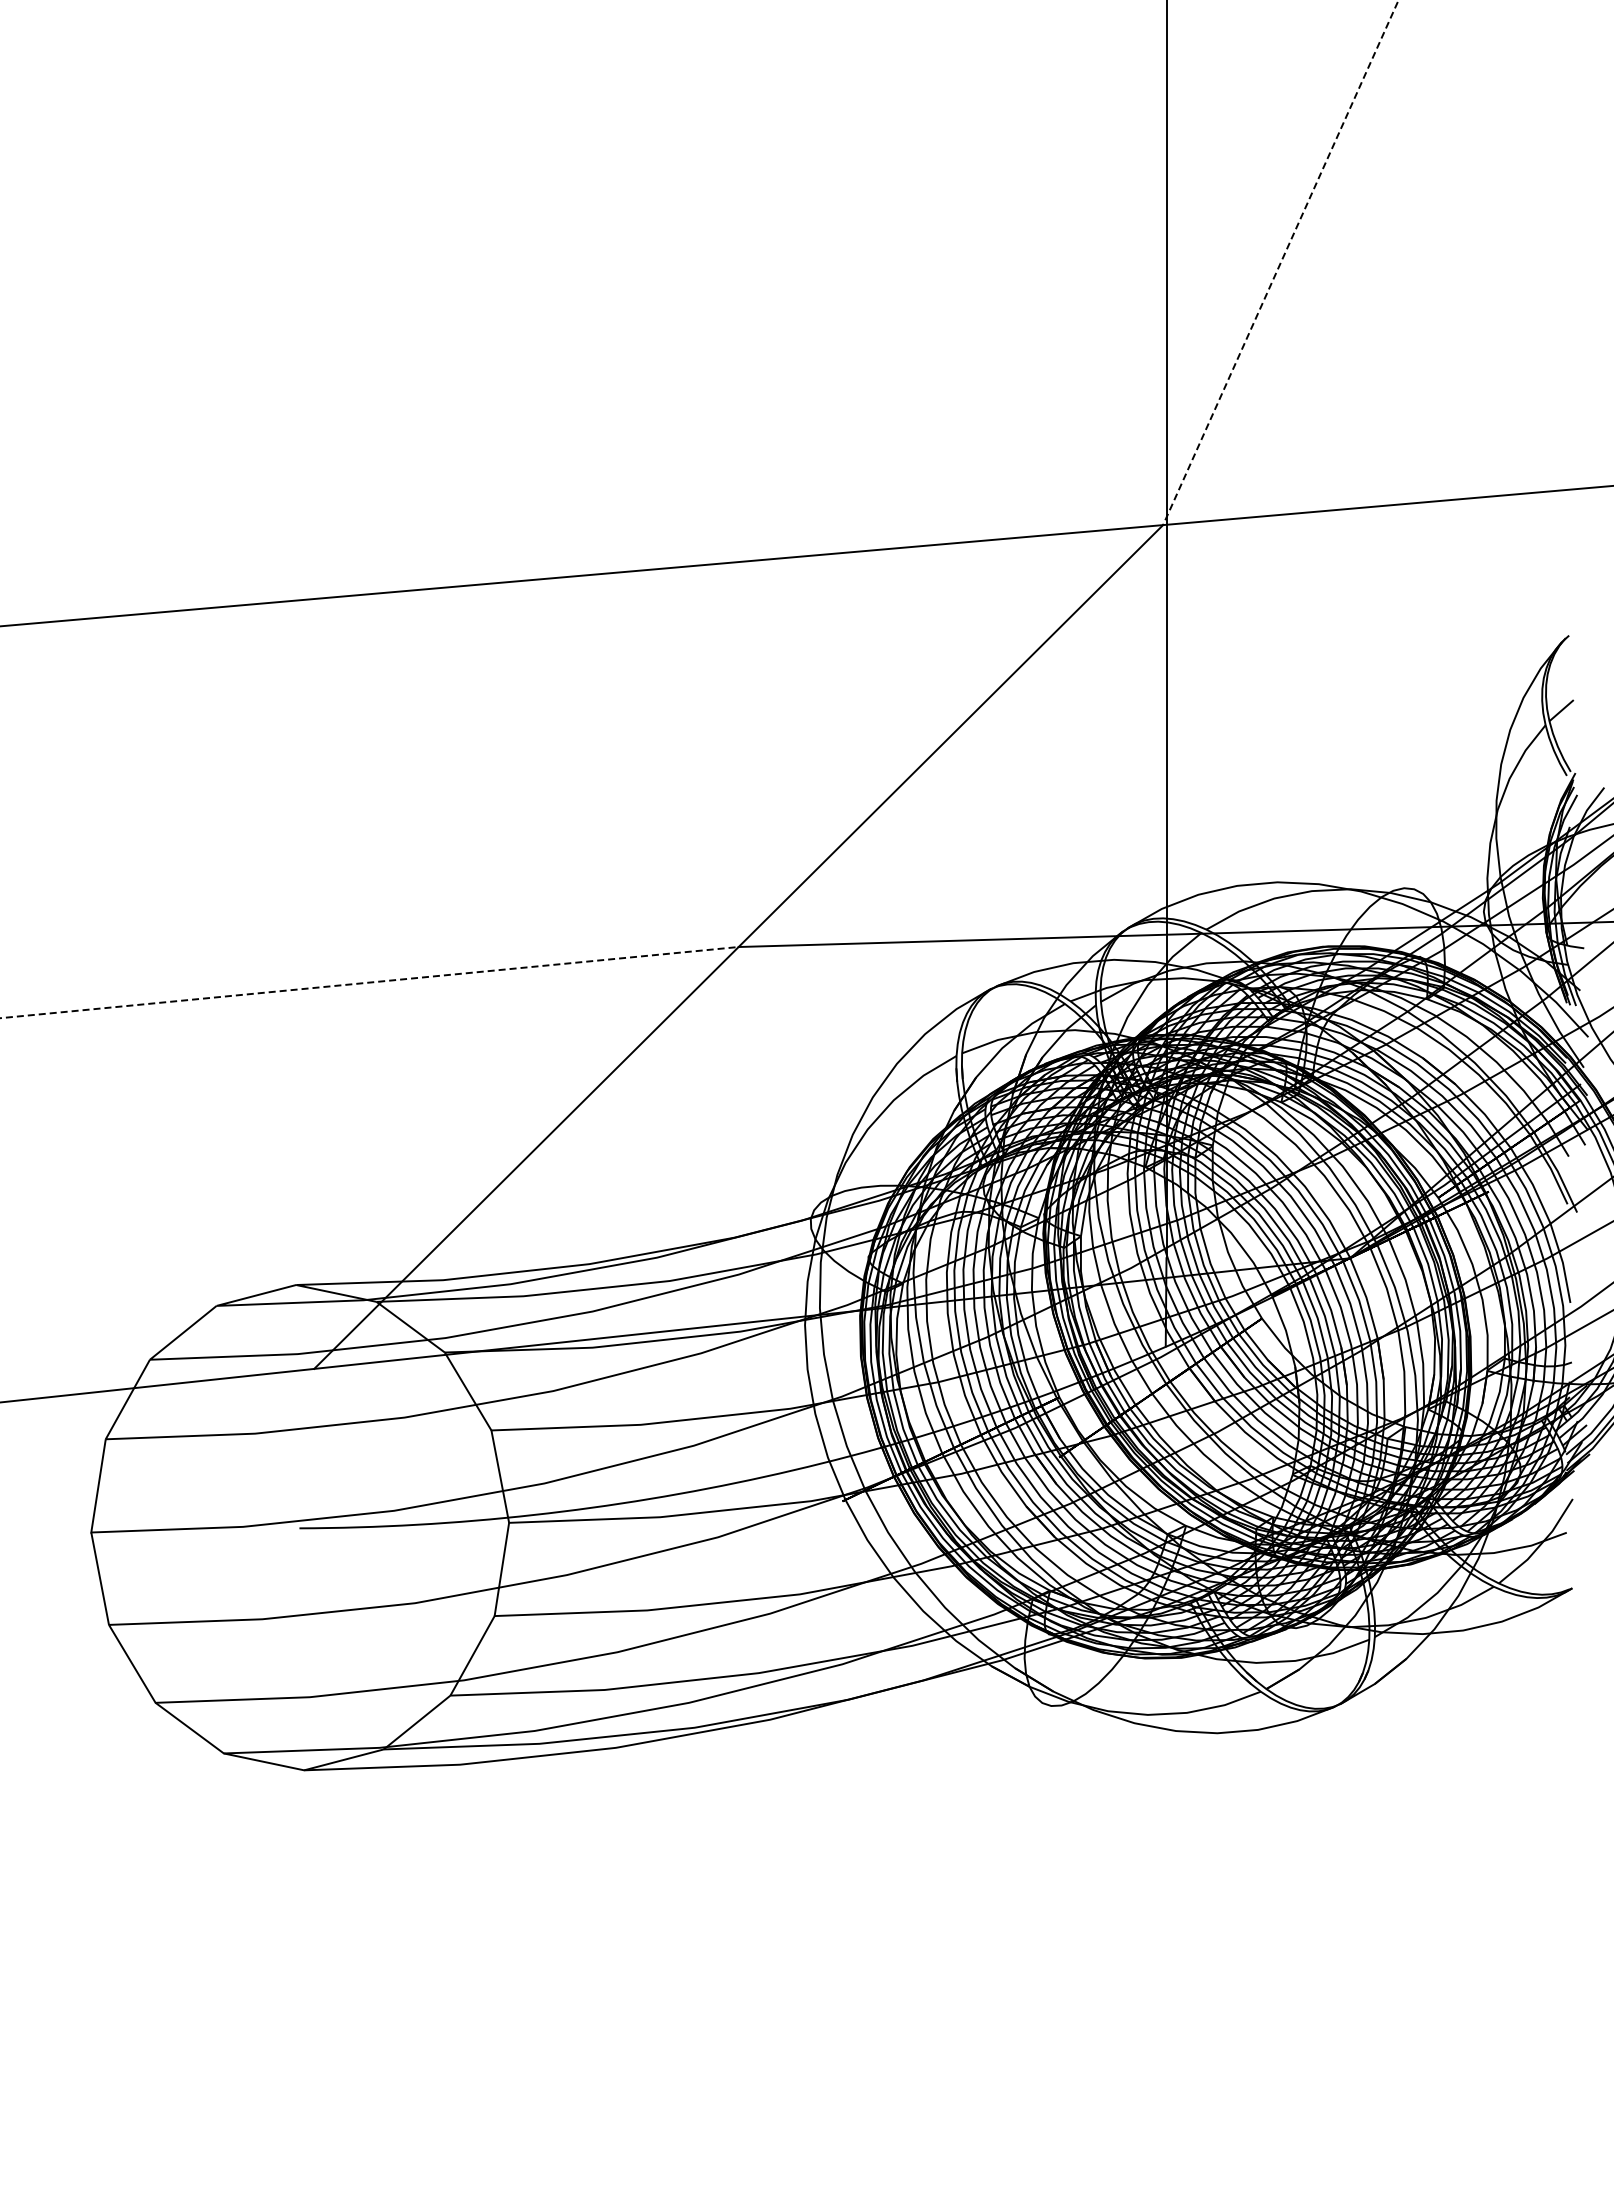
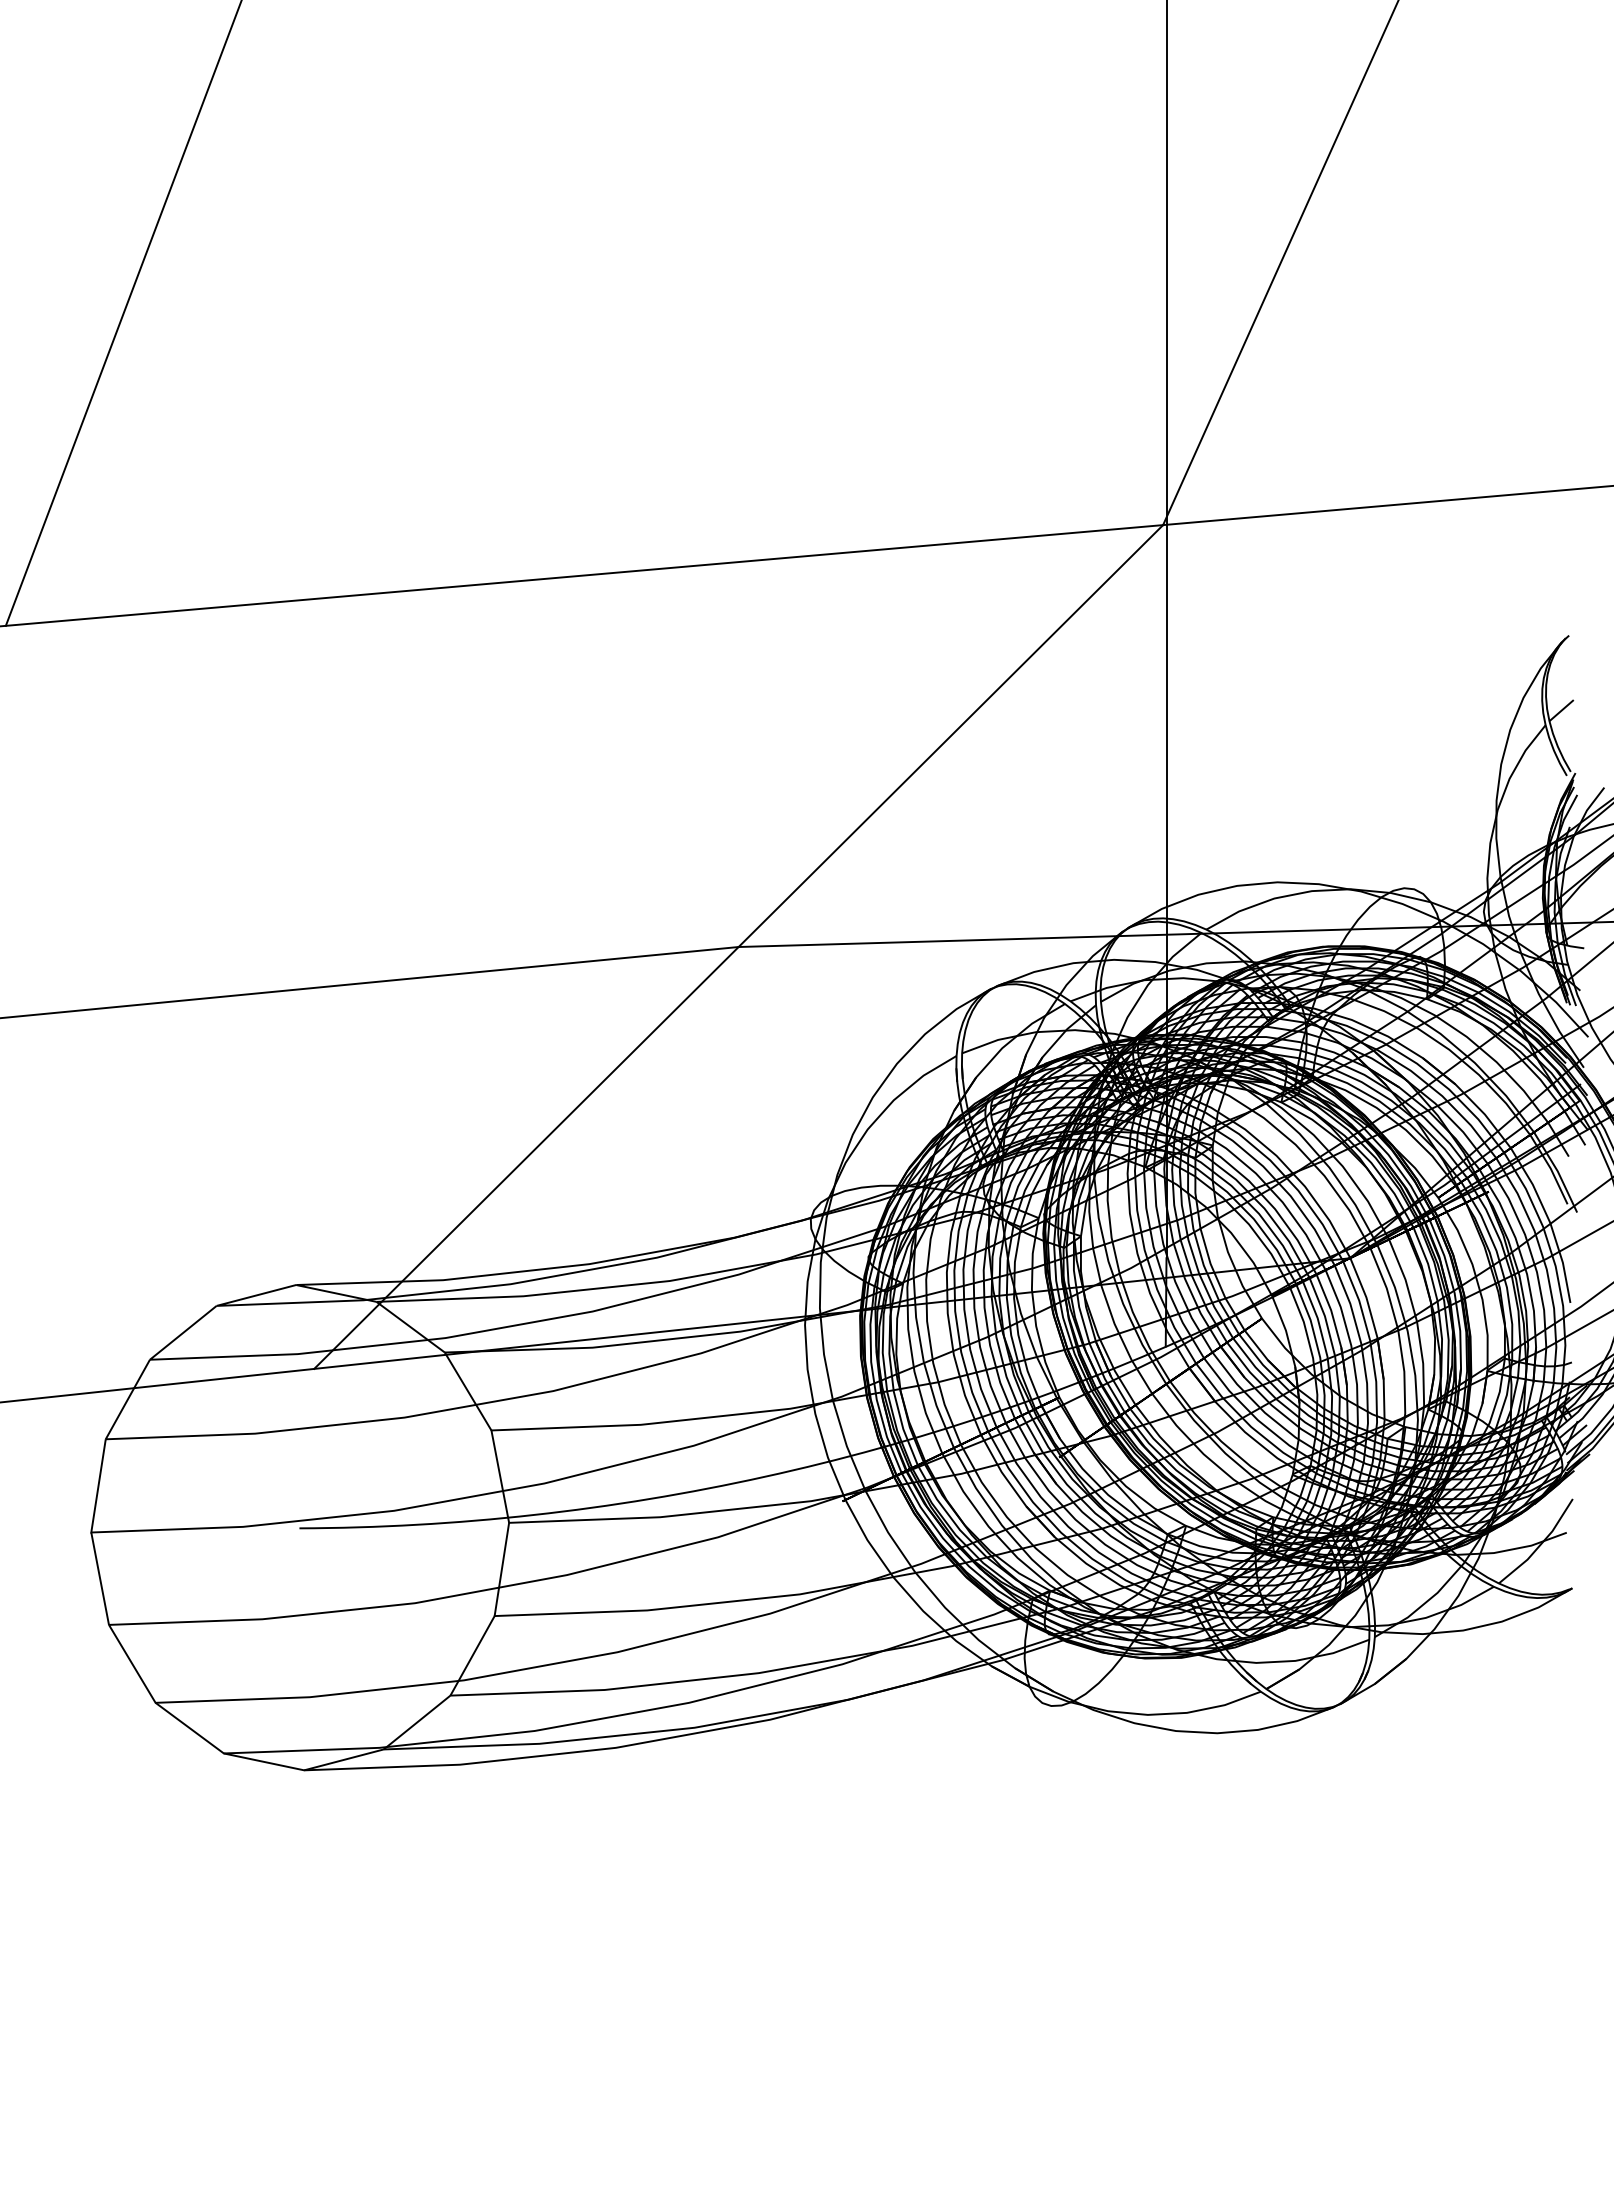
line: dashed -> solid (1280, 263)
line: none -> present (122, 313)
line: dashed -> solid (370, 982)
